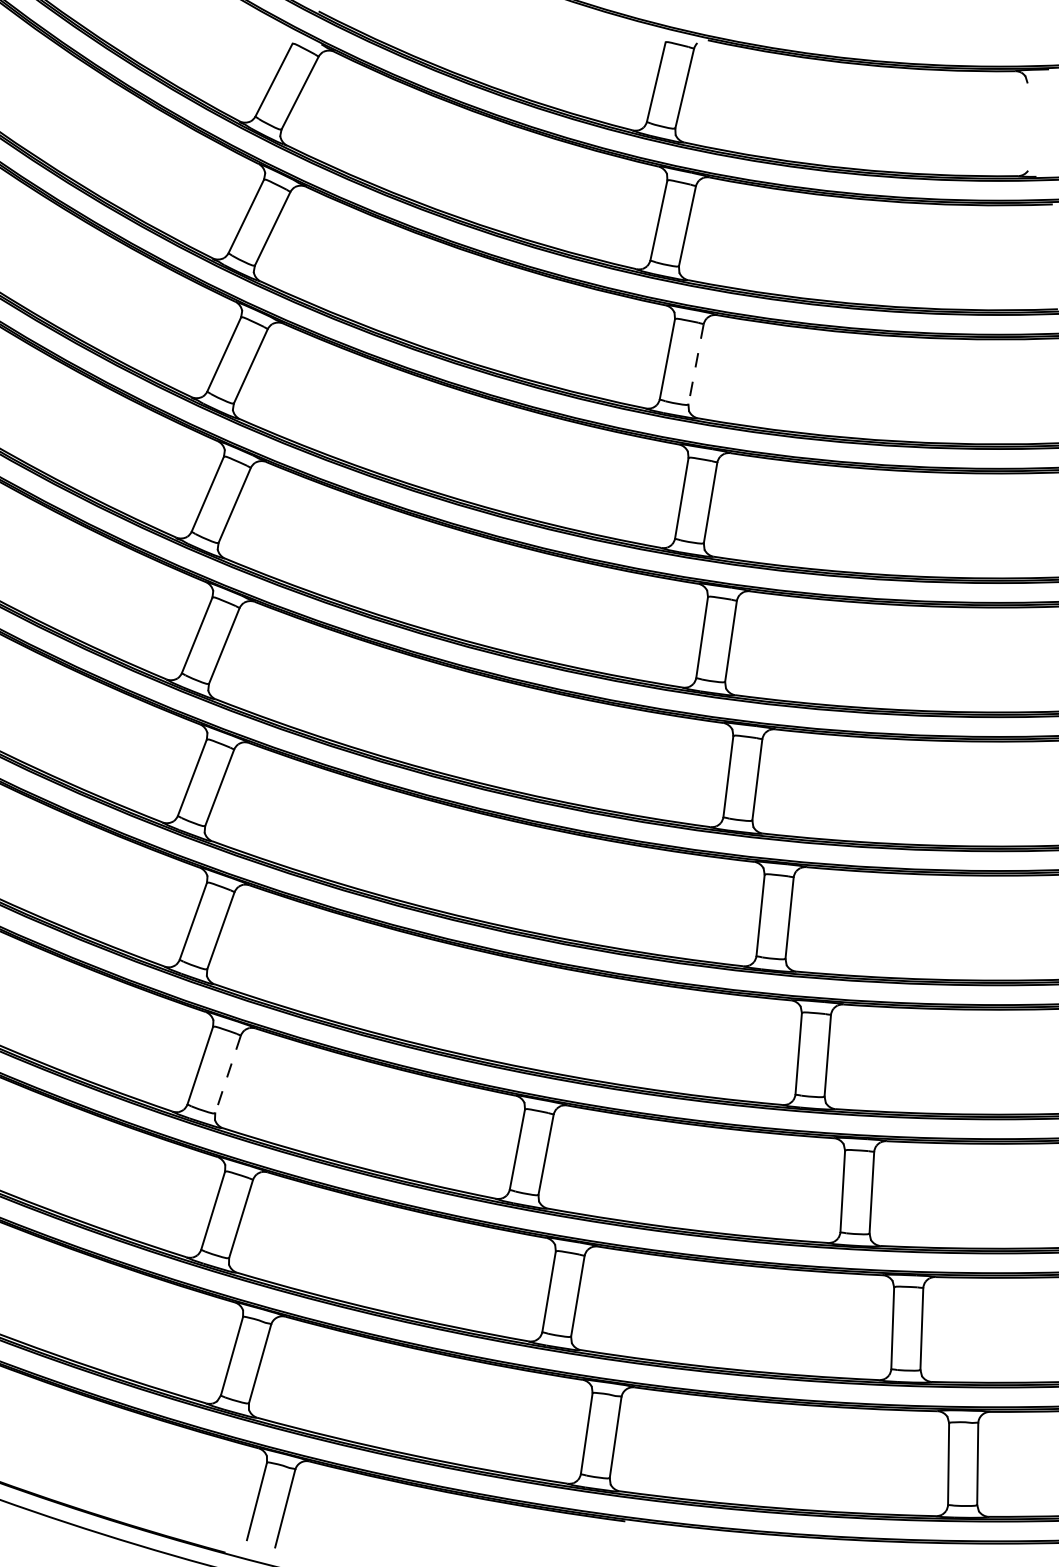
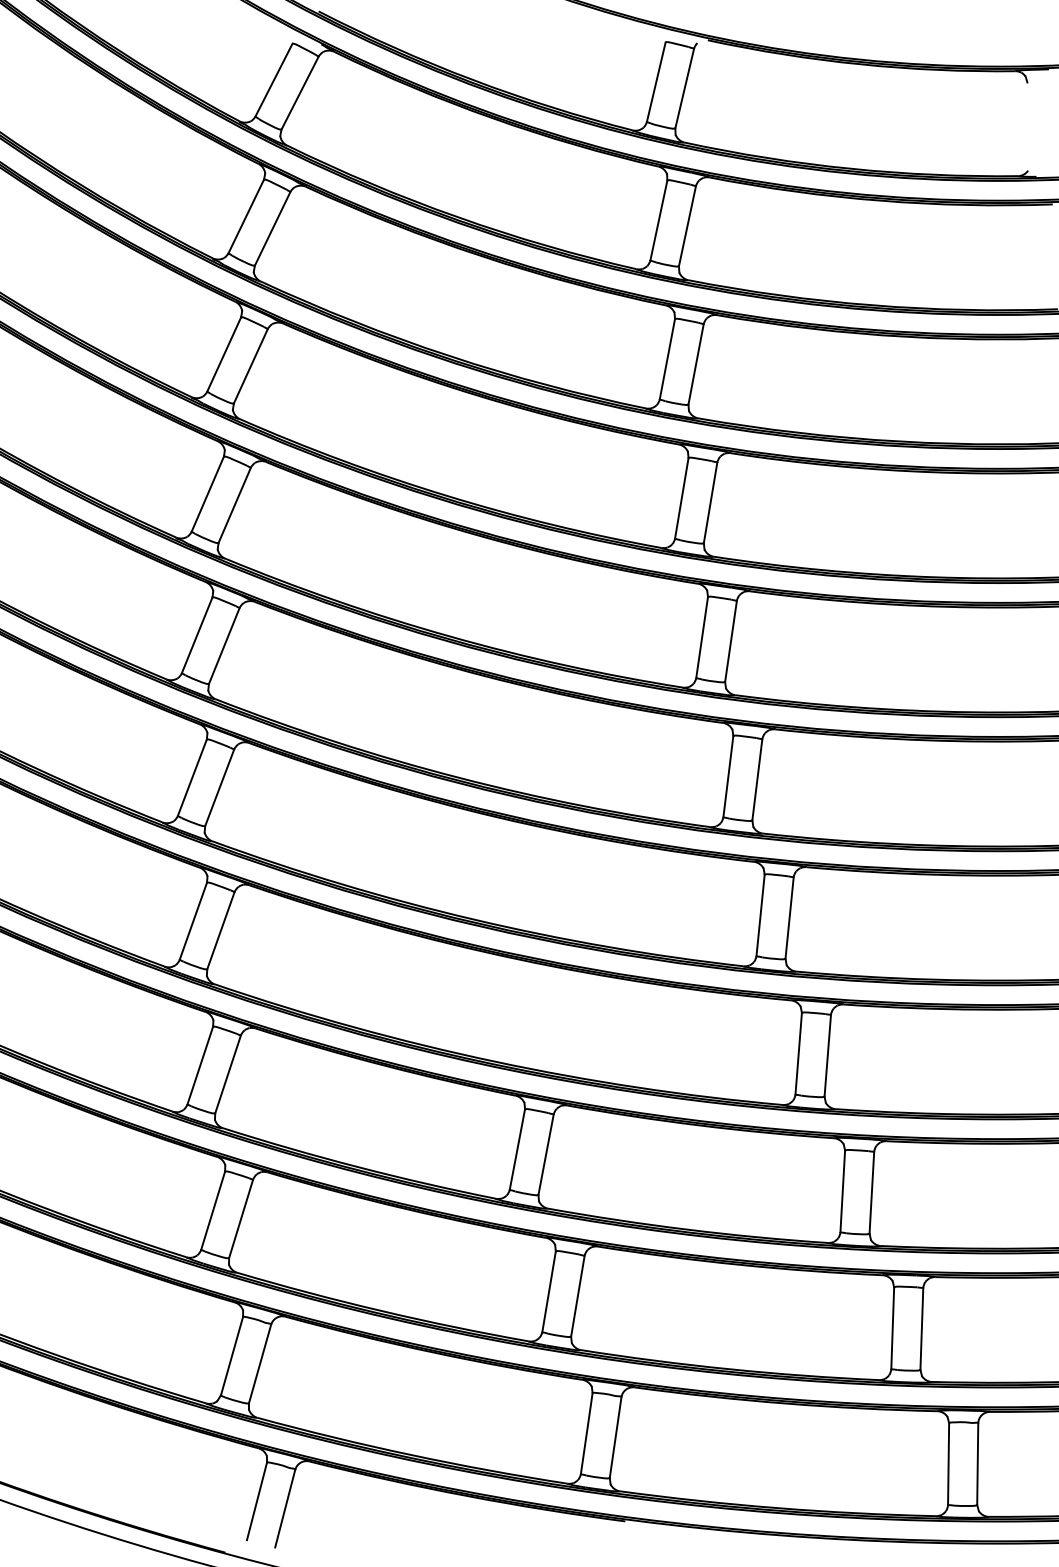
line: dashed -> solid (696, 364)
line: dashed -> solid (228, 1074)
